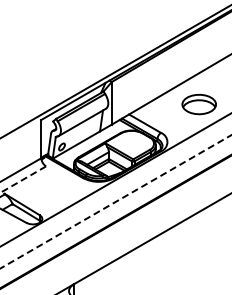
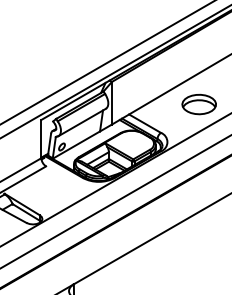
line: none -> present (106, 62)
line: dashed -> solid (22, 179)
line: dashed -> solid (115, 201)
